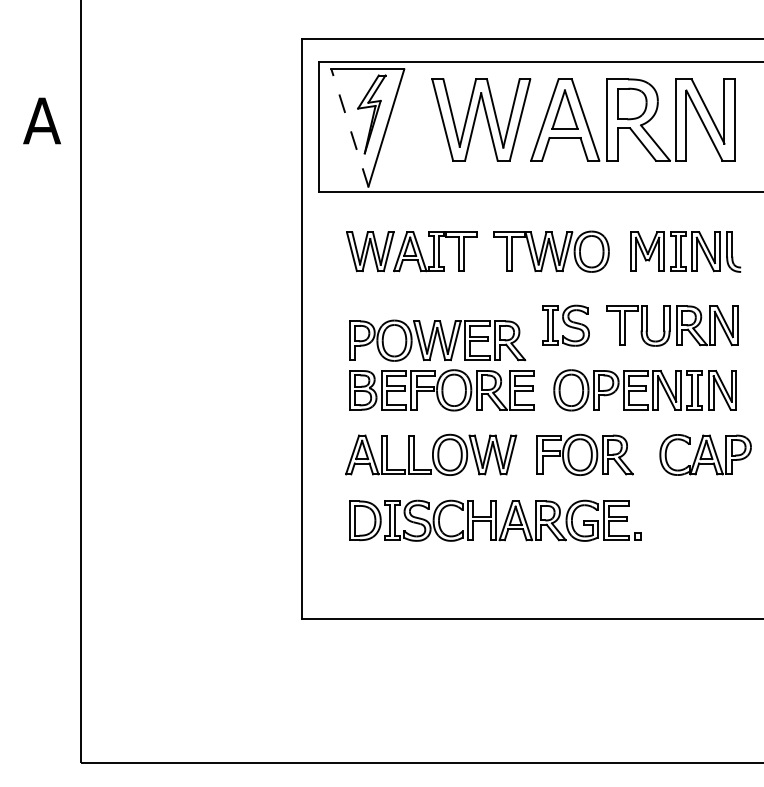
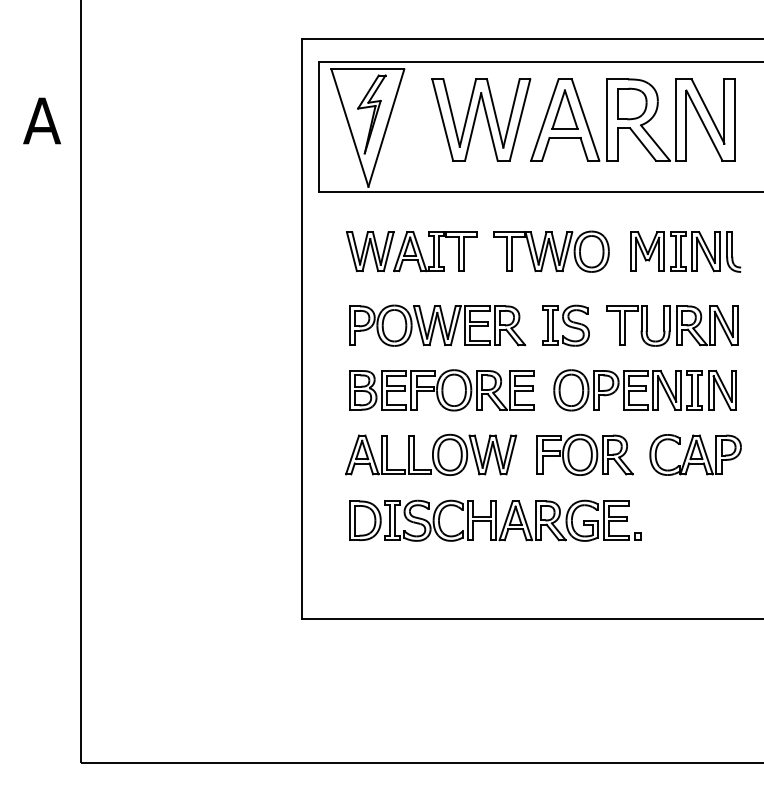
line: dashed -> solid (349, 128)
part position: (437, 340) -> (437, 325) (437, 325)
part position: (705, 454) -> (695, 454) (695, 454)
